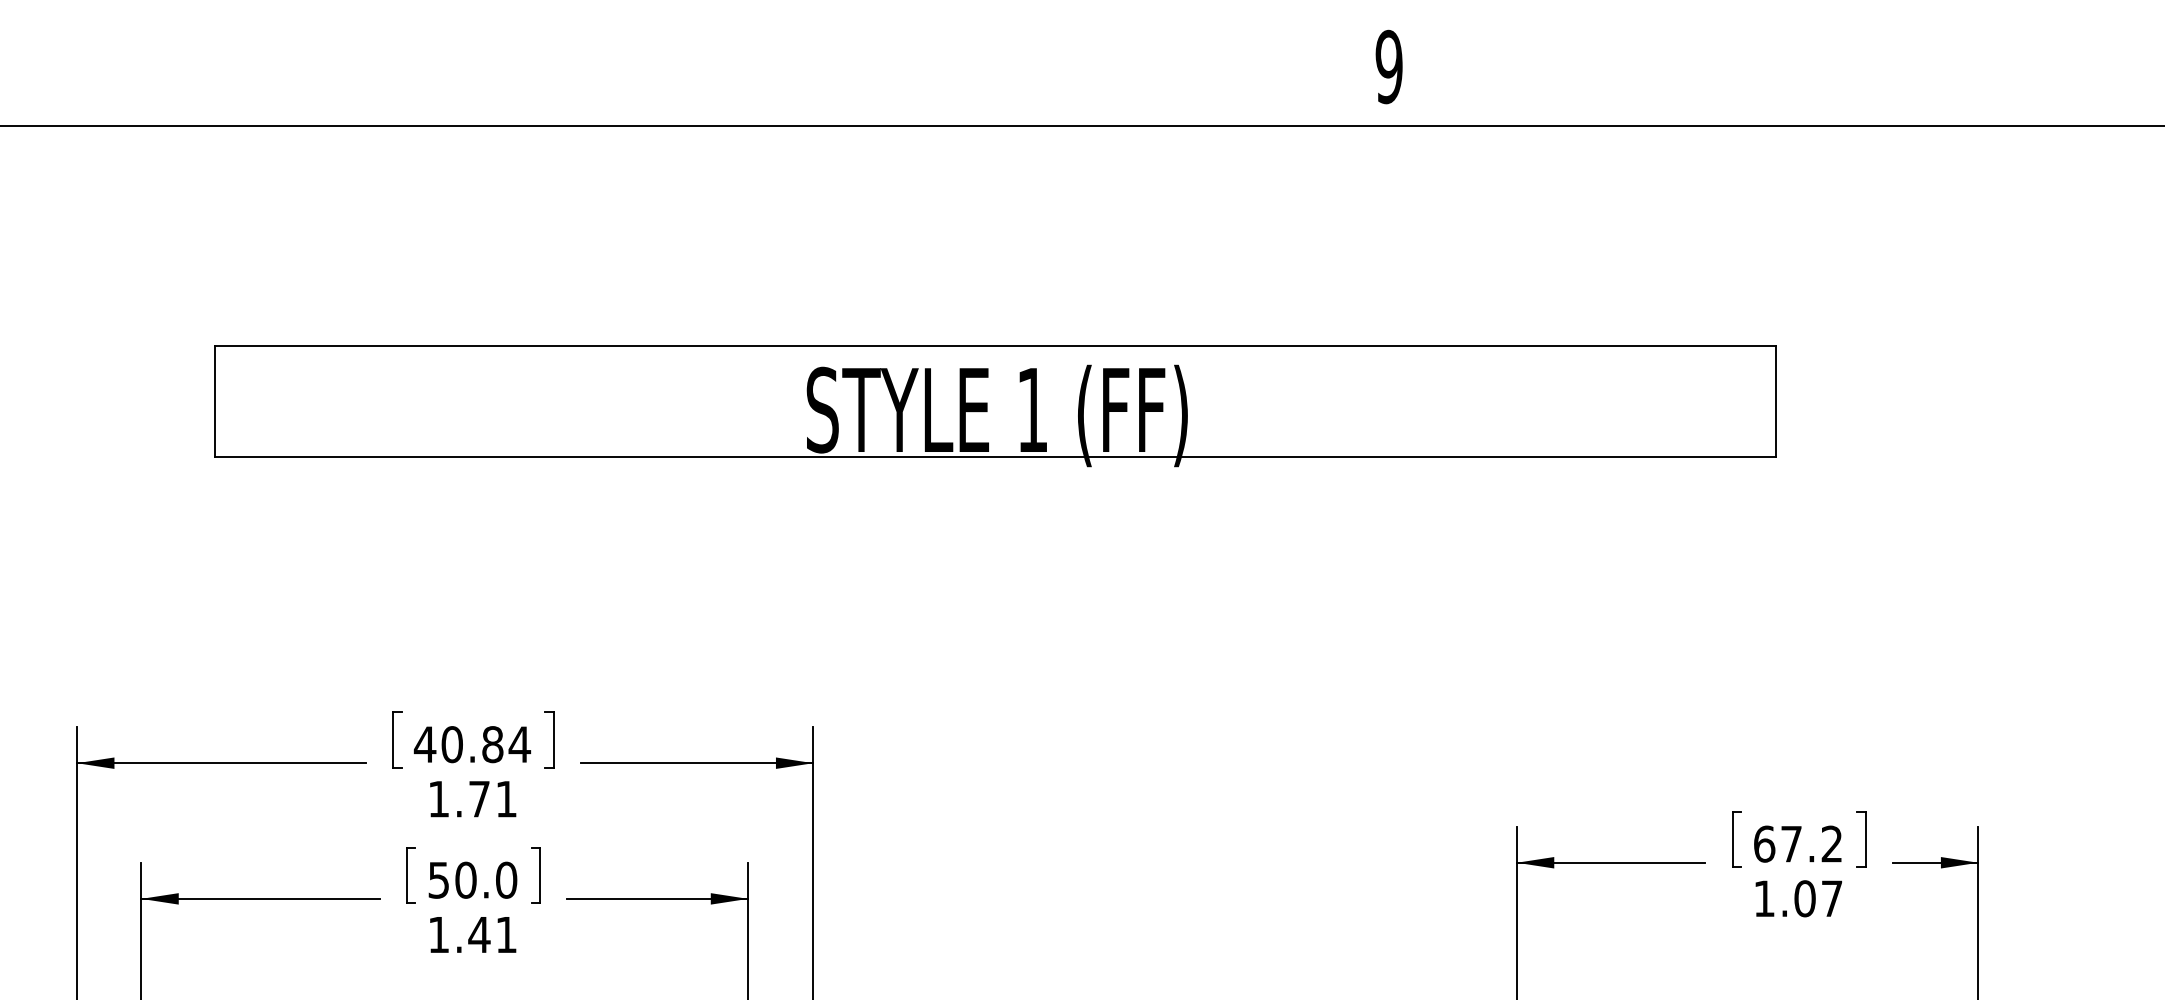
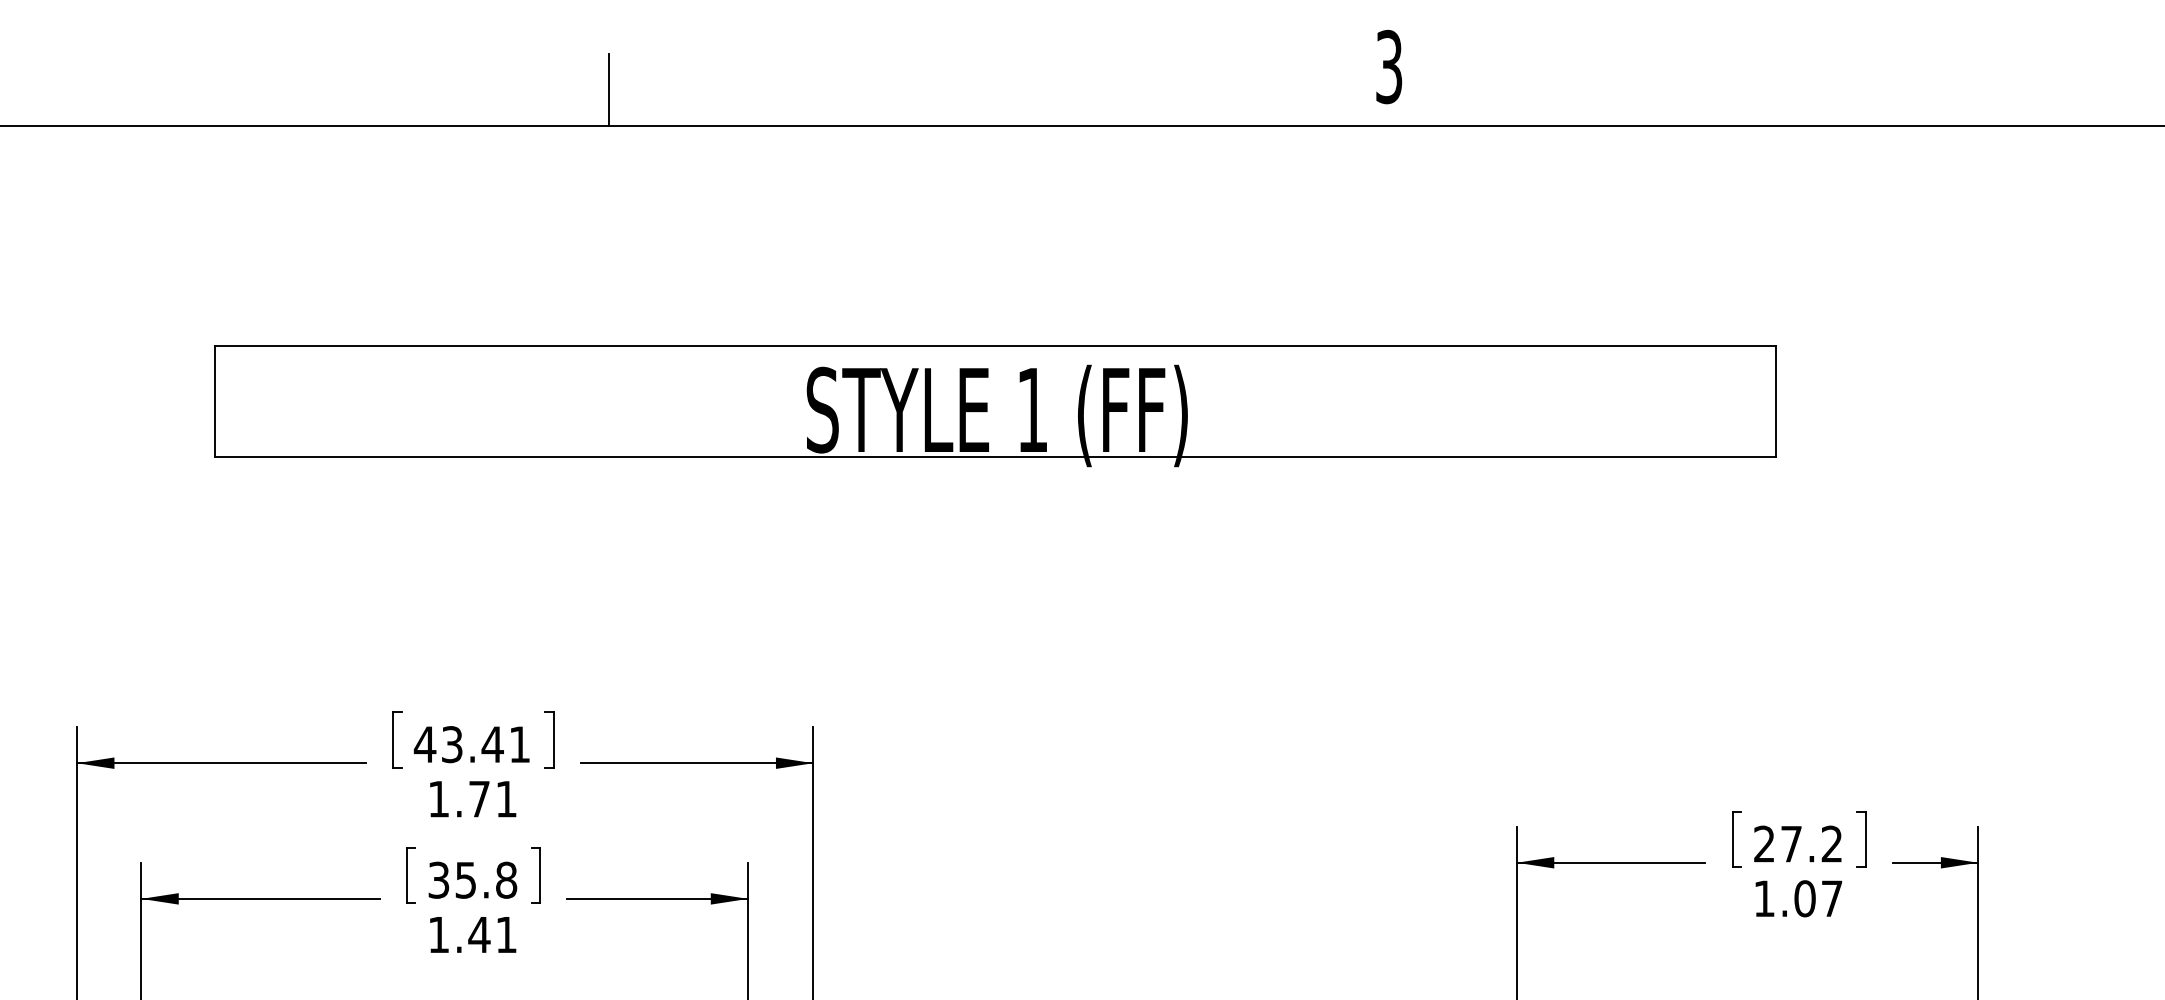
text: 9 -> 3 (1388, 67)
line: none -> present (608, 90)
text: 40.84 -> 43.41 (486, 744)
text: 67.2 -> 27.2 (1764, 843)
text: 50.0 -> 35.8 (473, 879)
